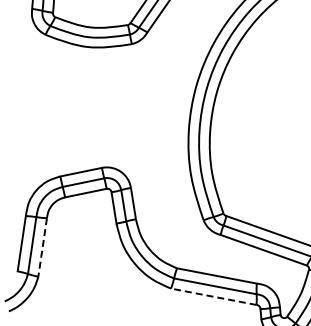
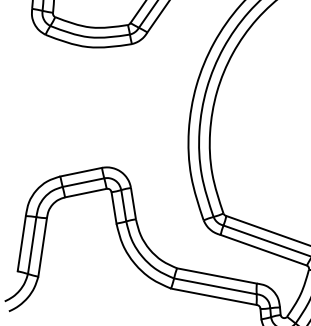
line: dashed -> solid (42, 247)
line: dashed -> solid (213, 296)
